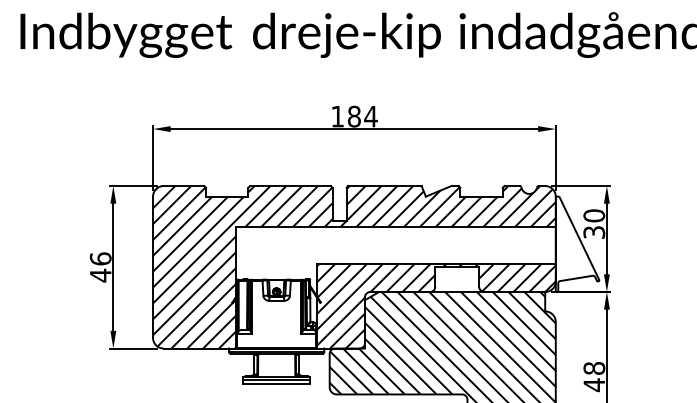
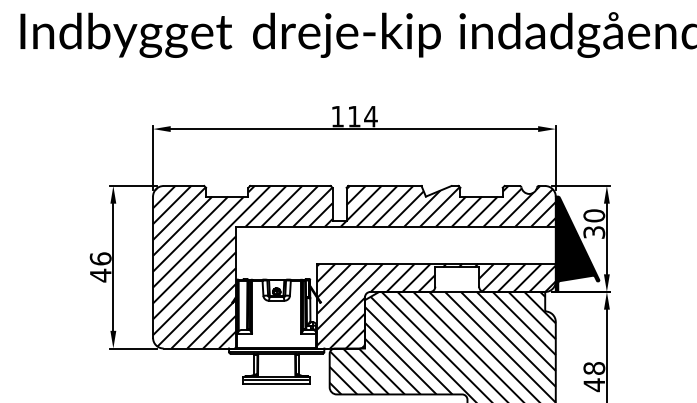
text: 184 -> 114 (354, 116)
fill: none -> present (577, 244)
